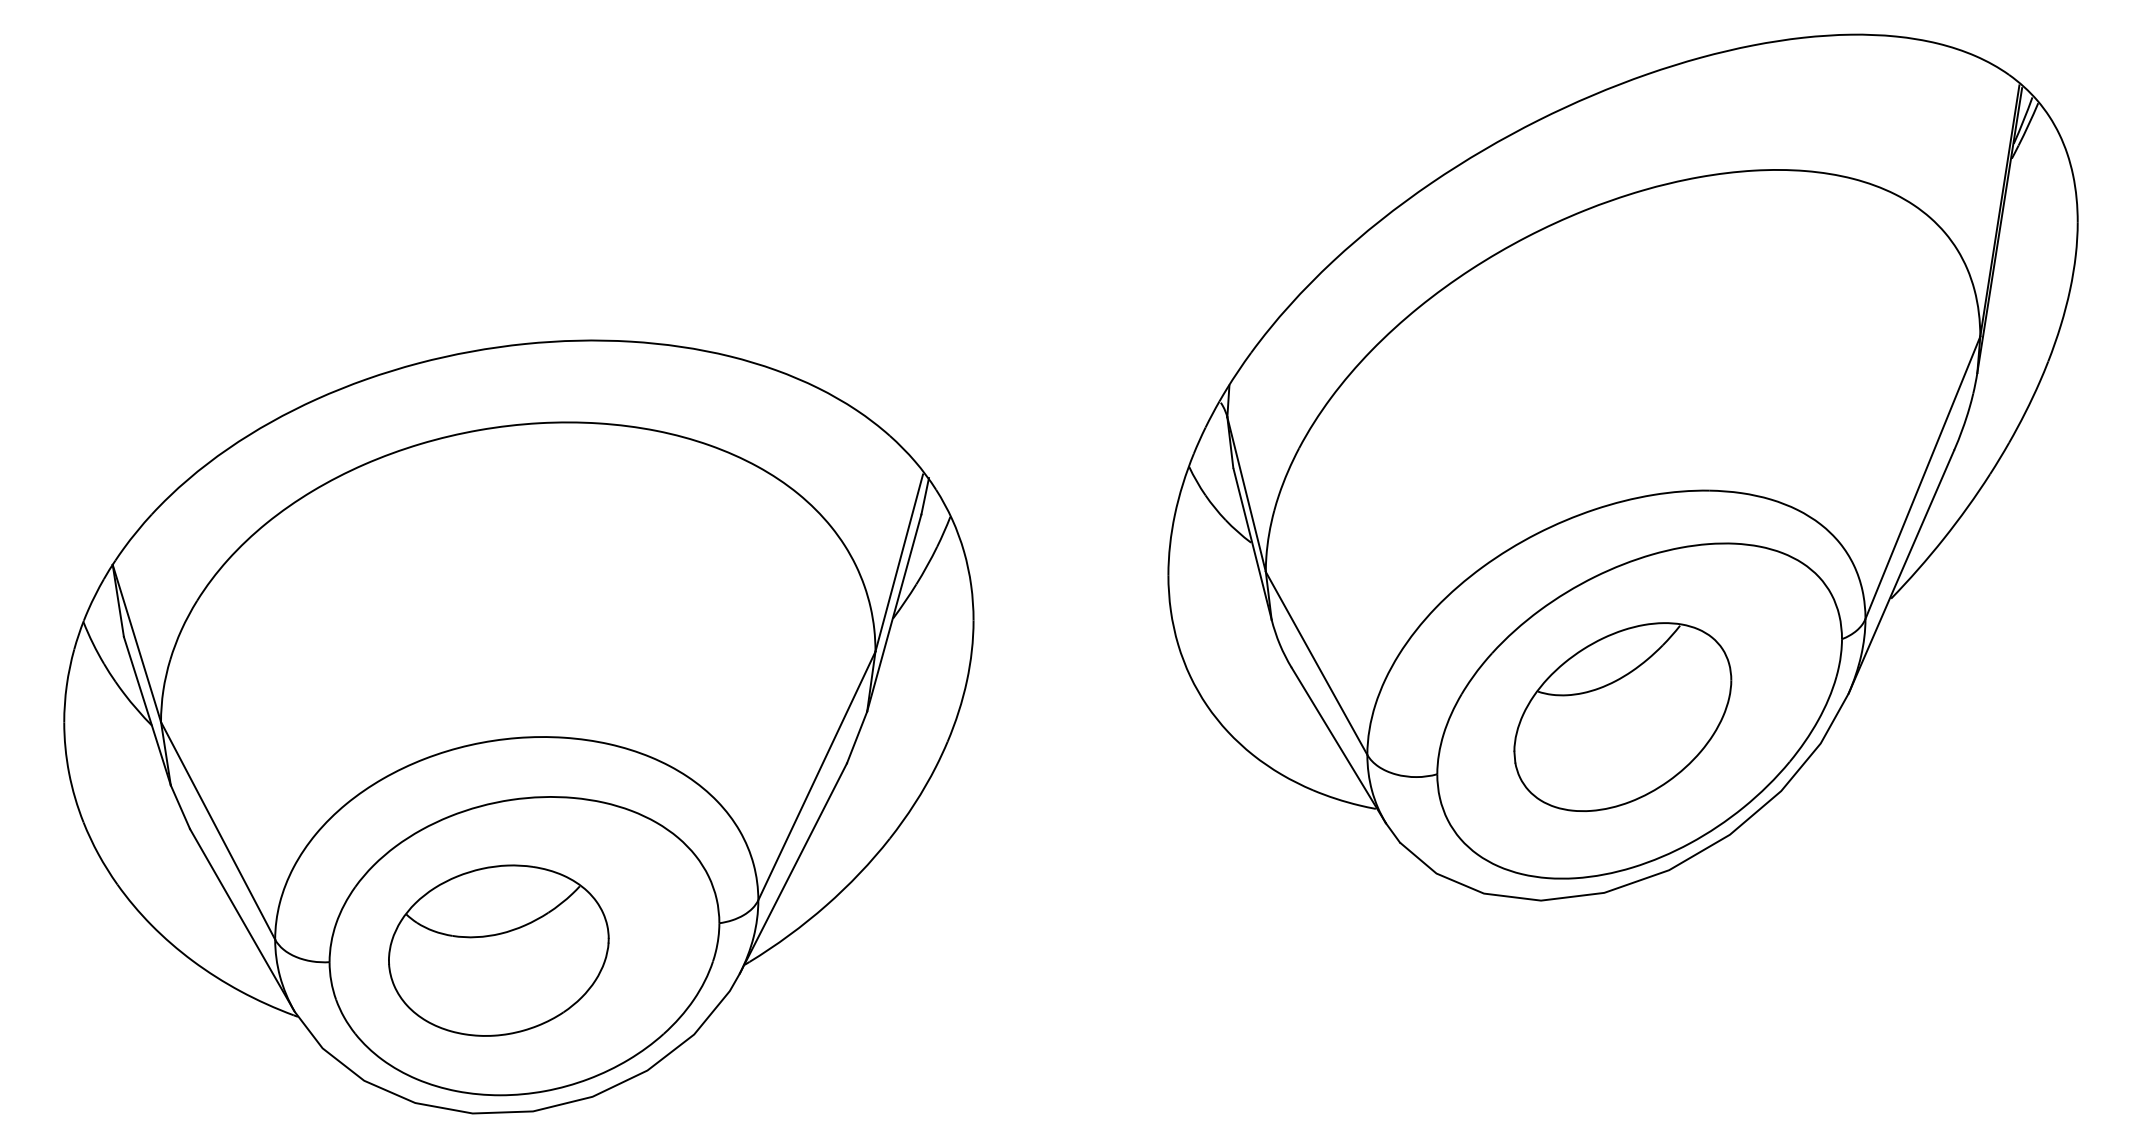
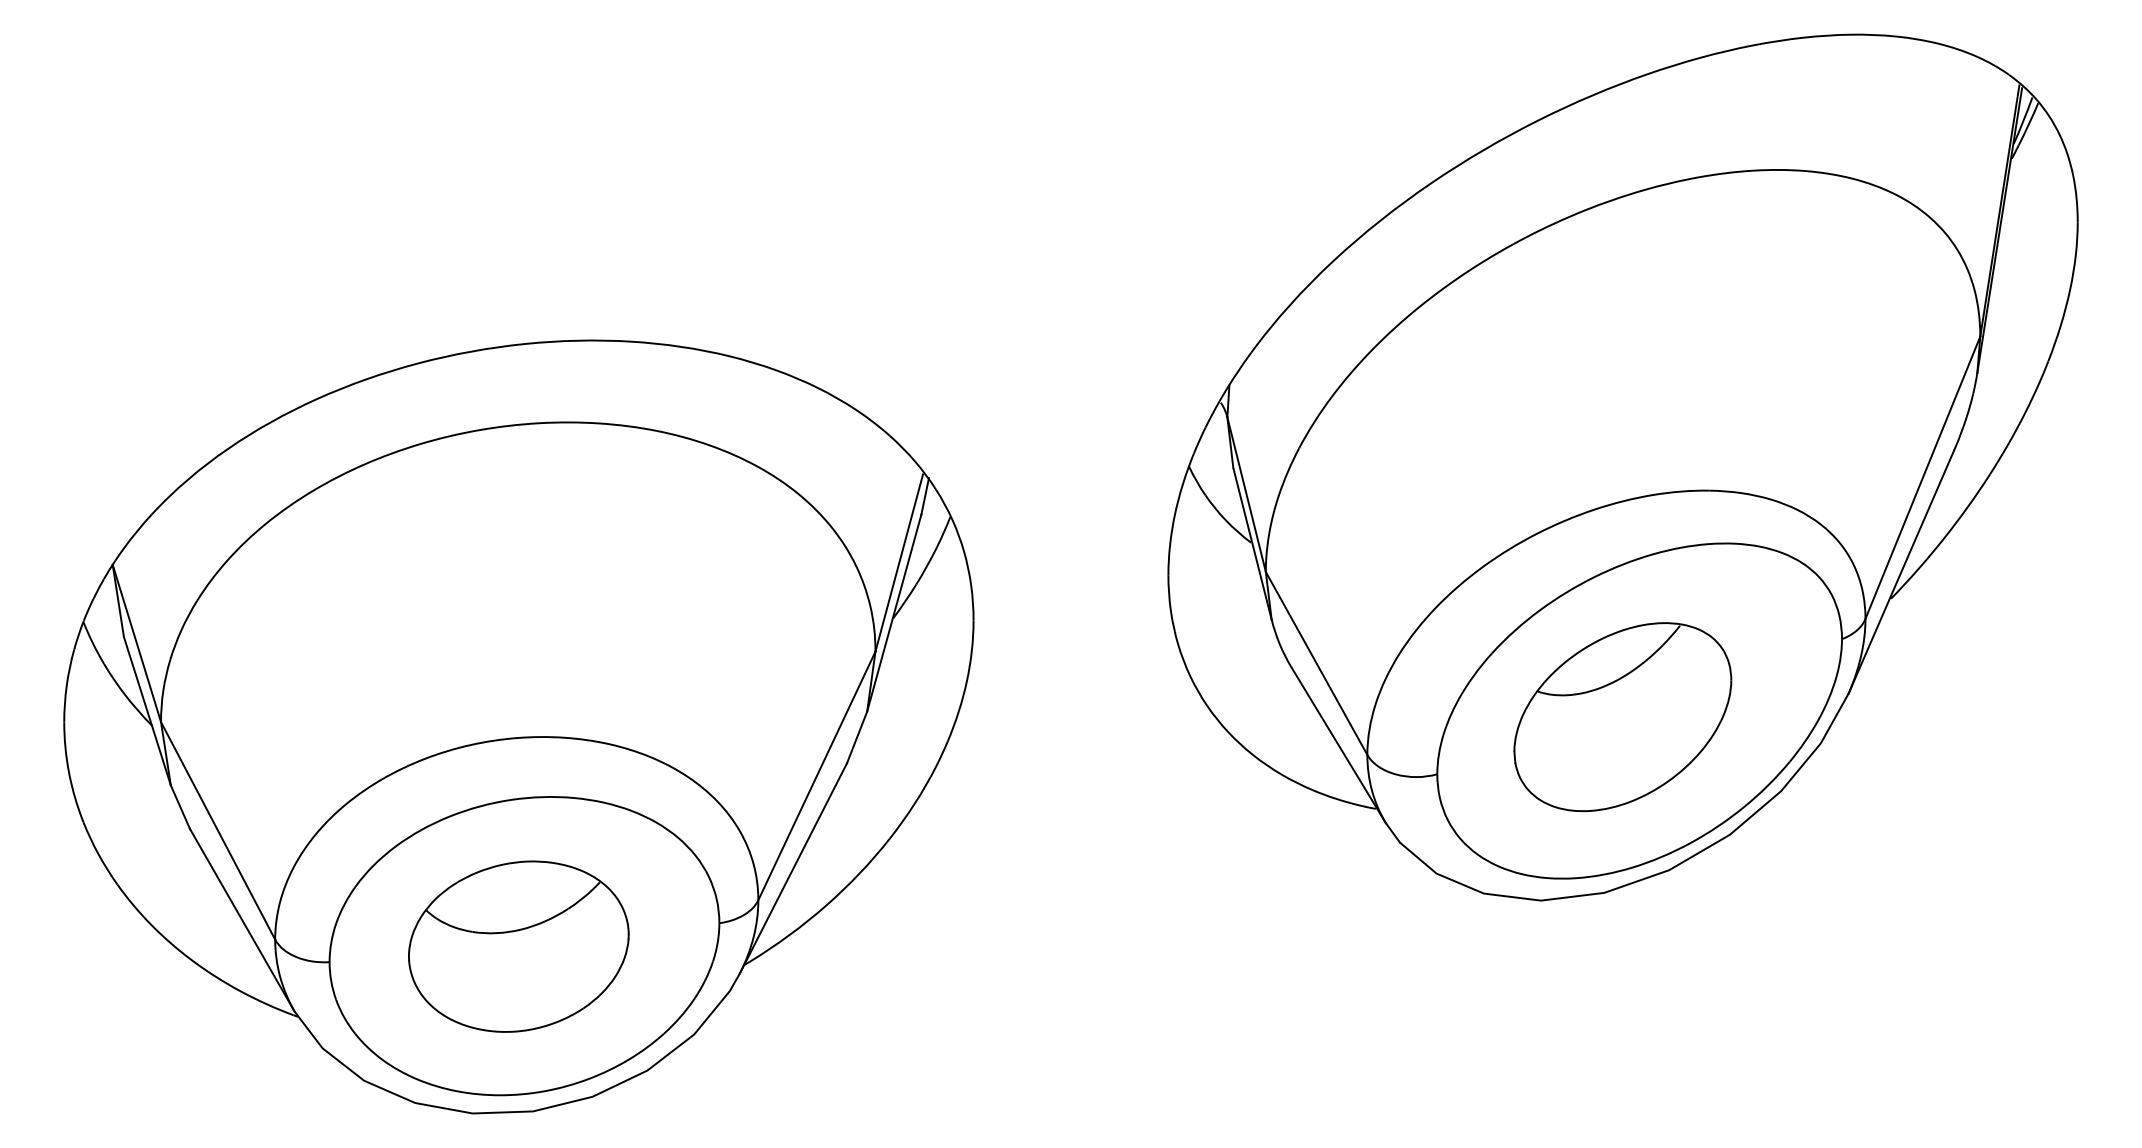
part position: (498, 950) -> (518, 946) (518, 946)
